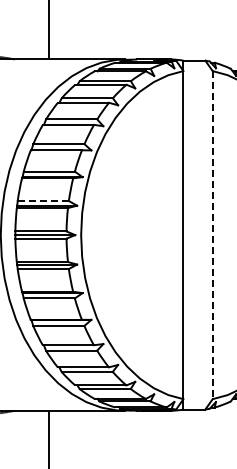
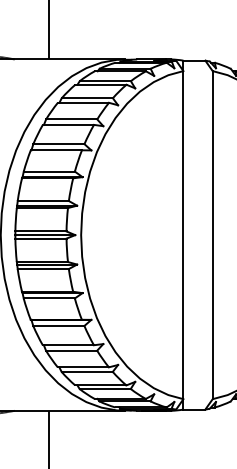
line: dashed -> solid (43, 201)
line: dashed -> solid (212, 235)
